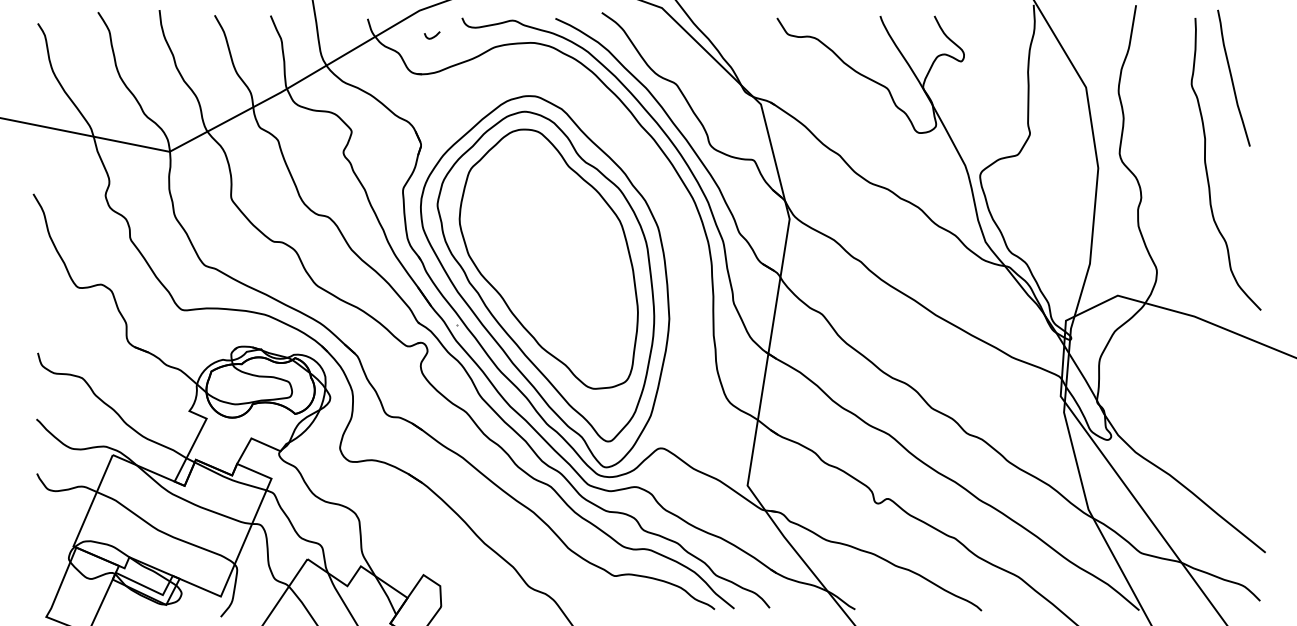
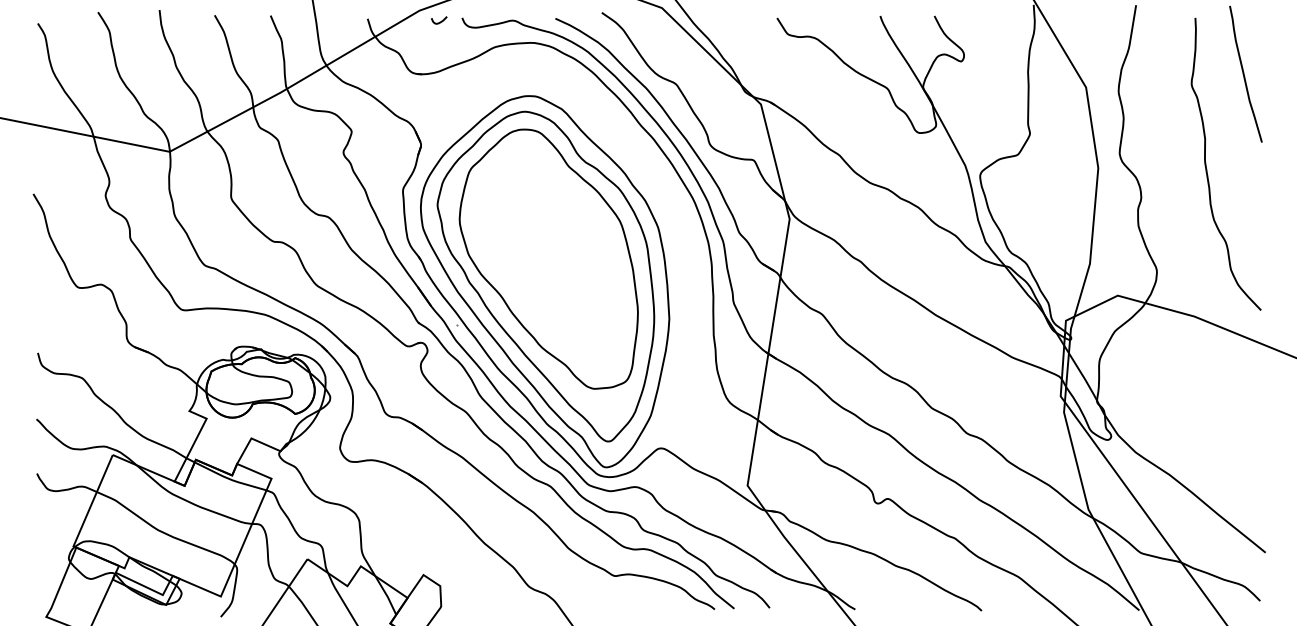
curve position: (432, 36) -> (439, 21) (439, 21)
curve position: (1232, 77) -> (1244, 73) (1244, 73)
